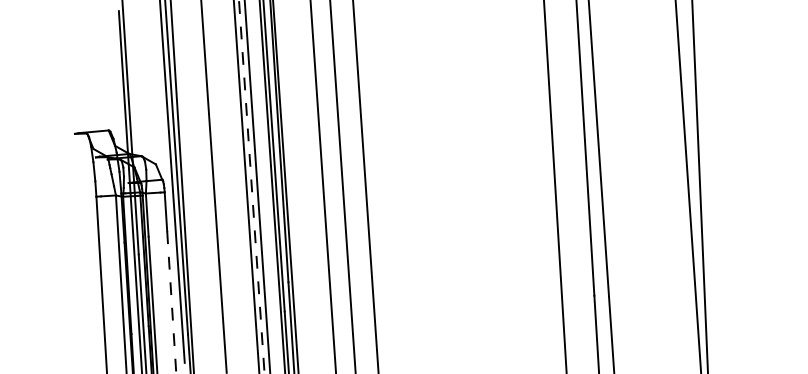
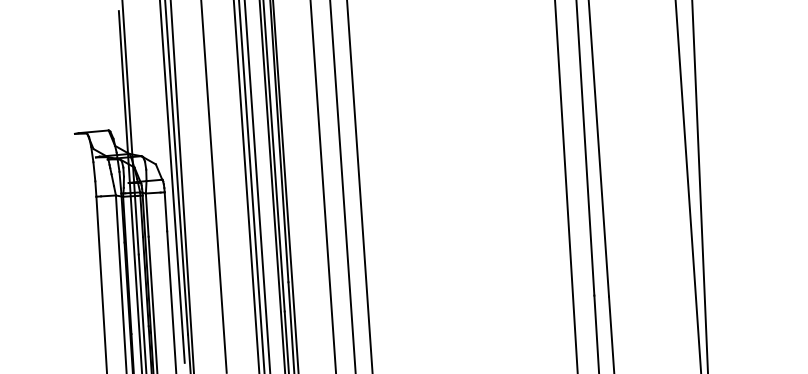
line: dashed -> solid (251, 186)
line position: (365, 186) -> (359, 186) (359, 186)
line position: (555, 186) -> (566, 186) (566, 186)
line: dashed -> solid (171, 303)
